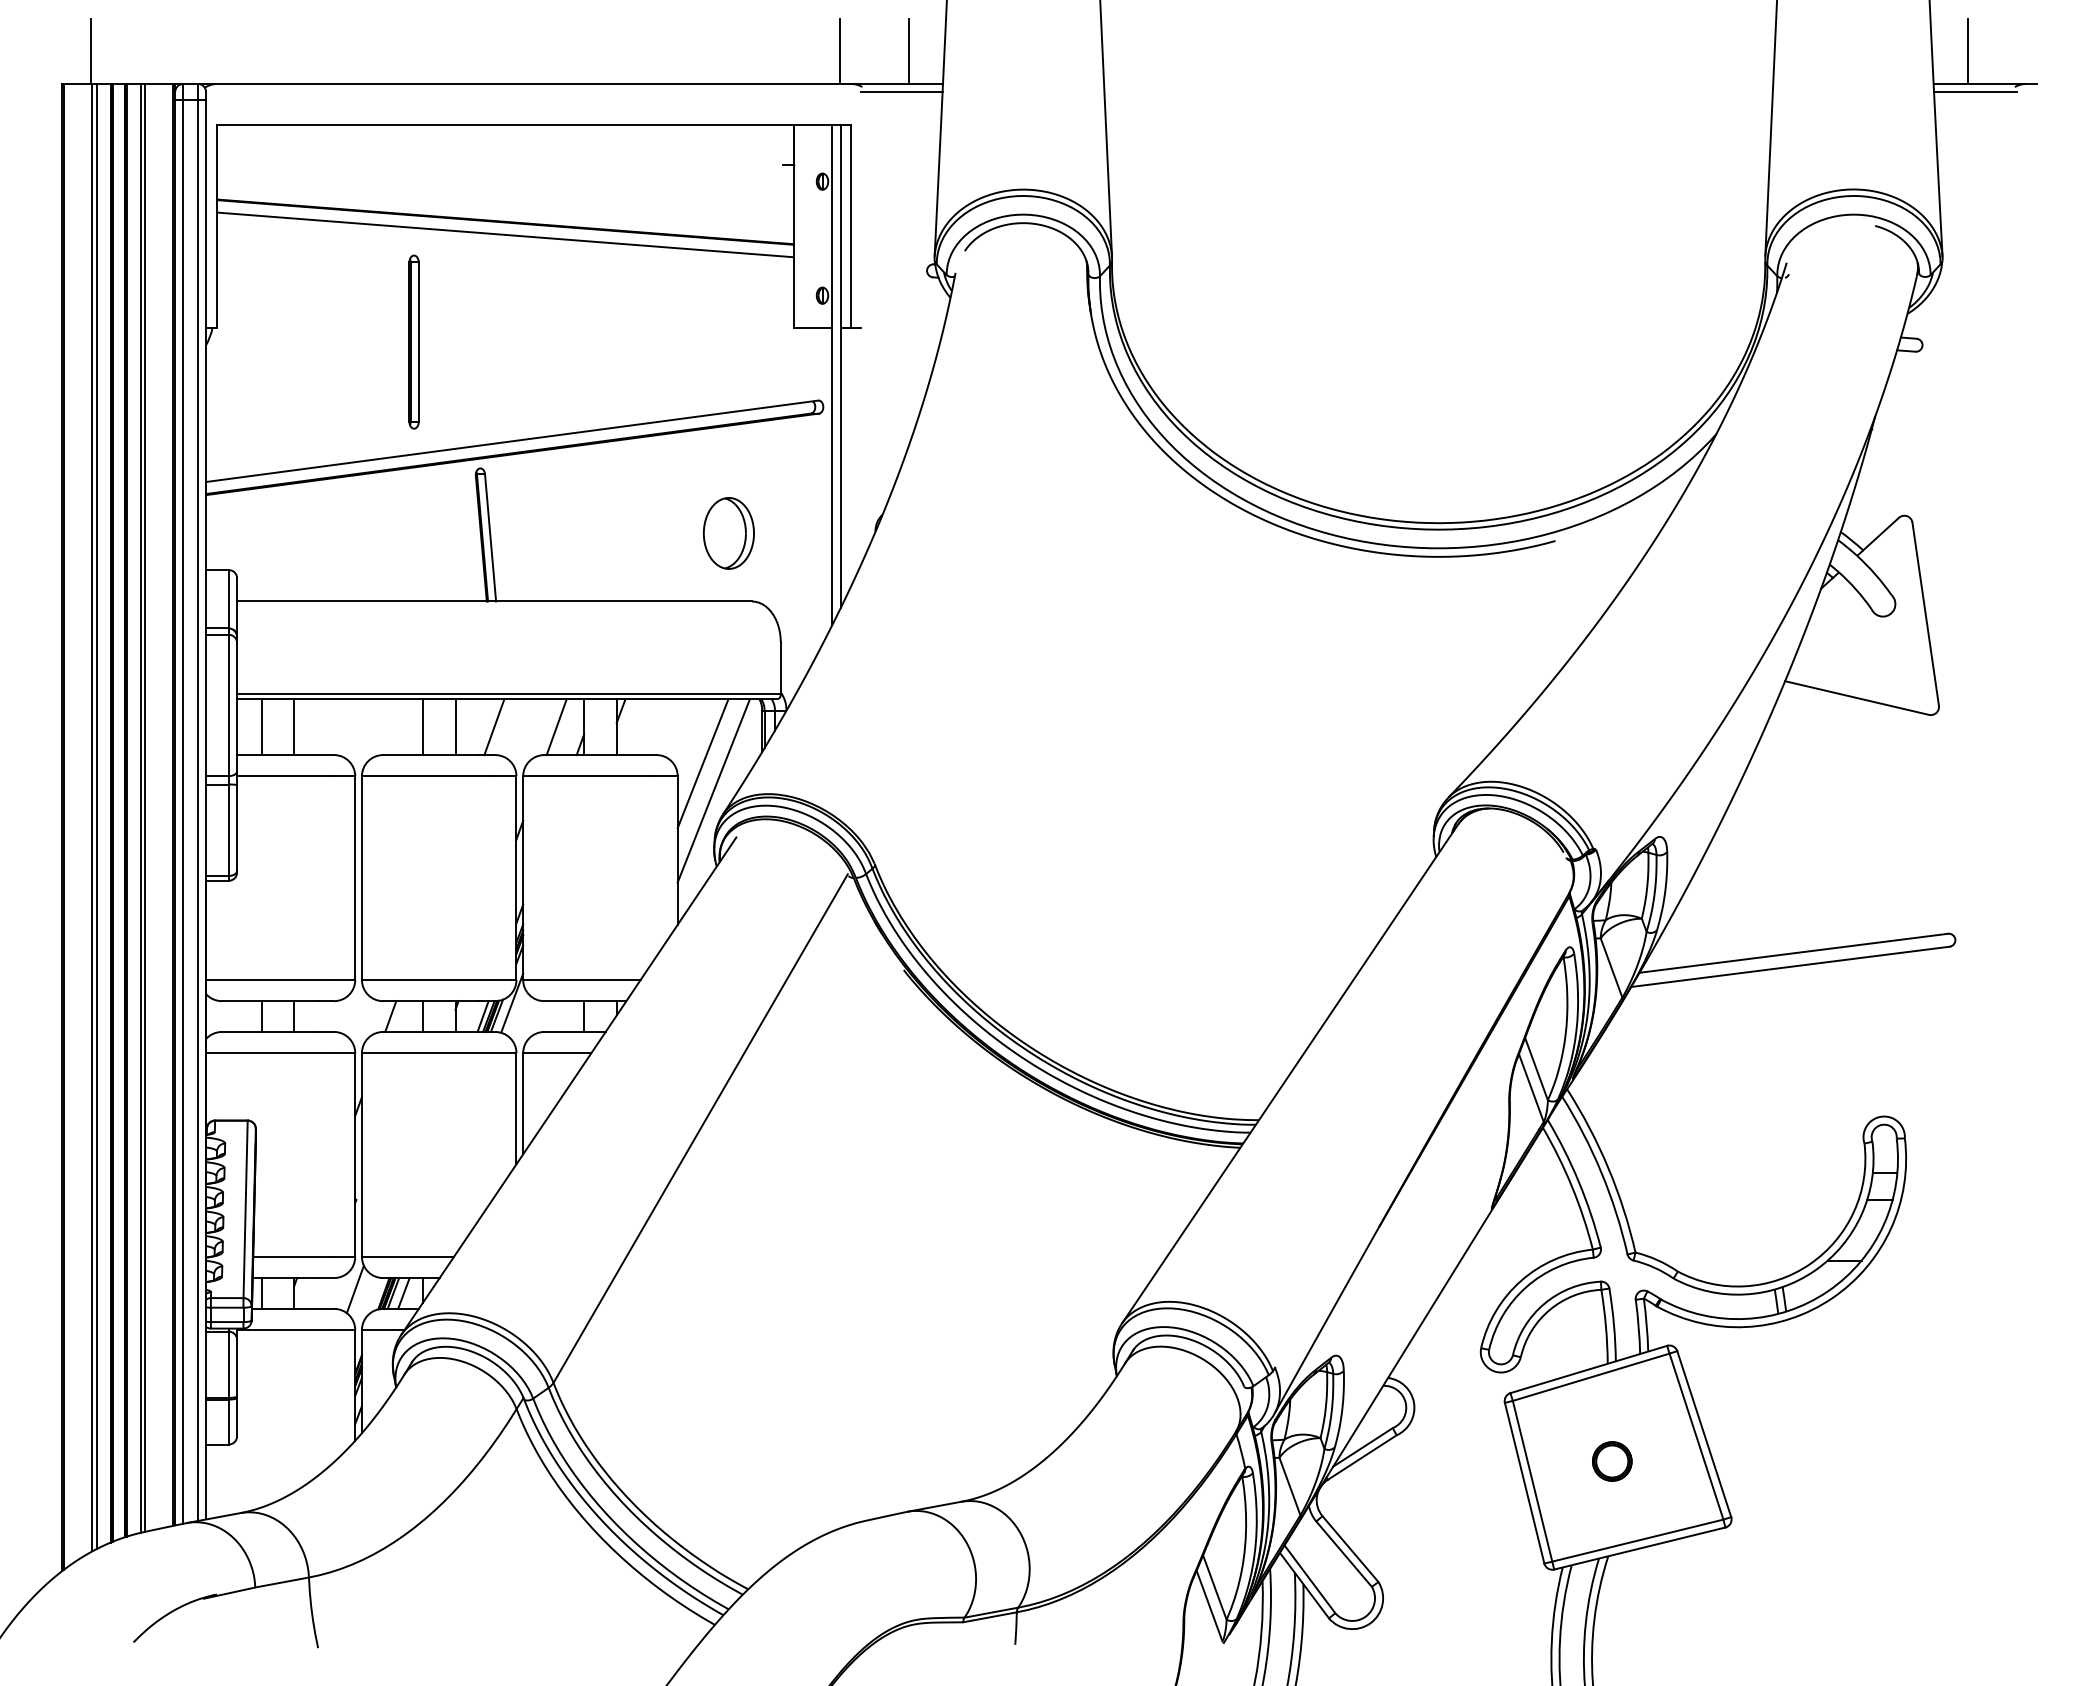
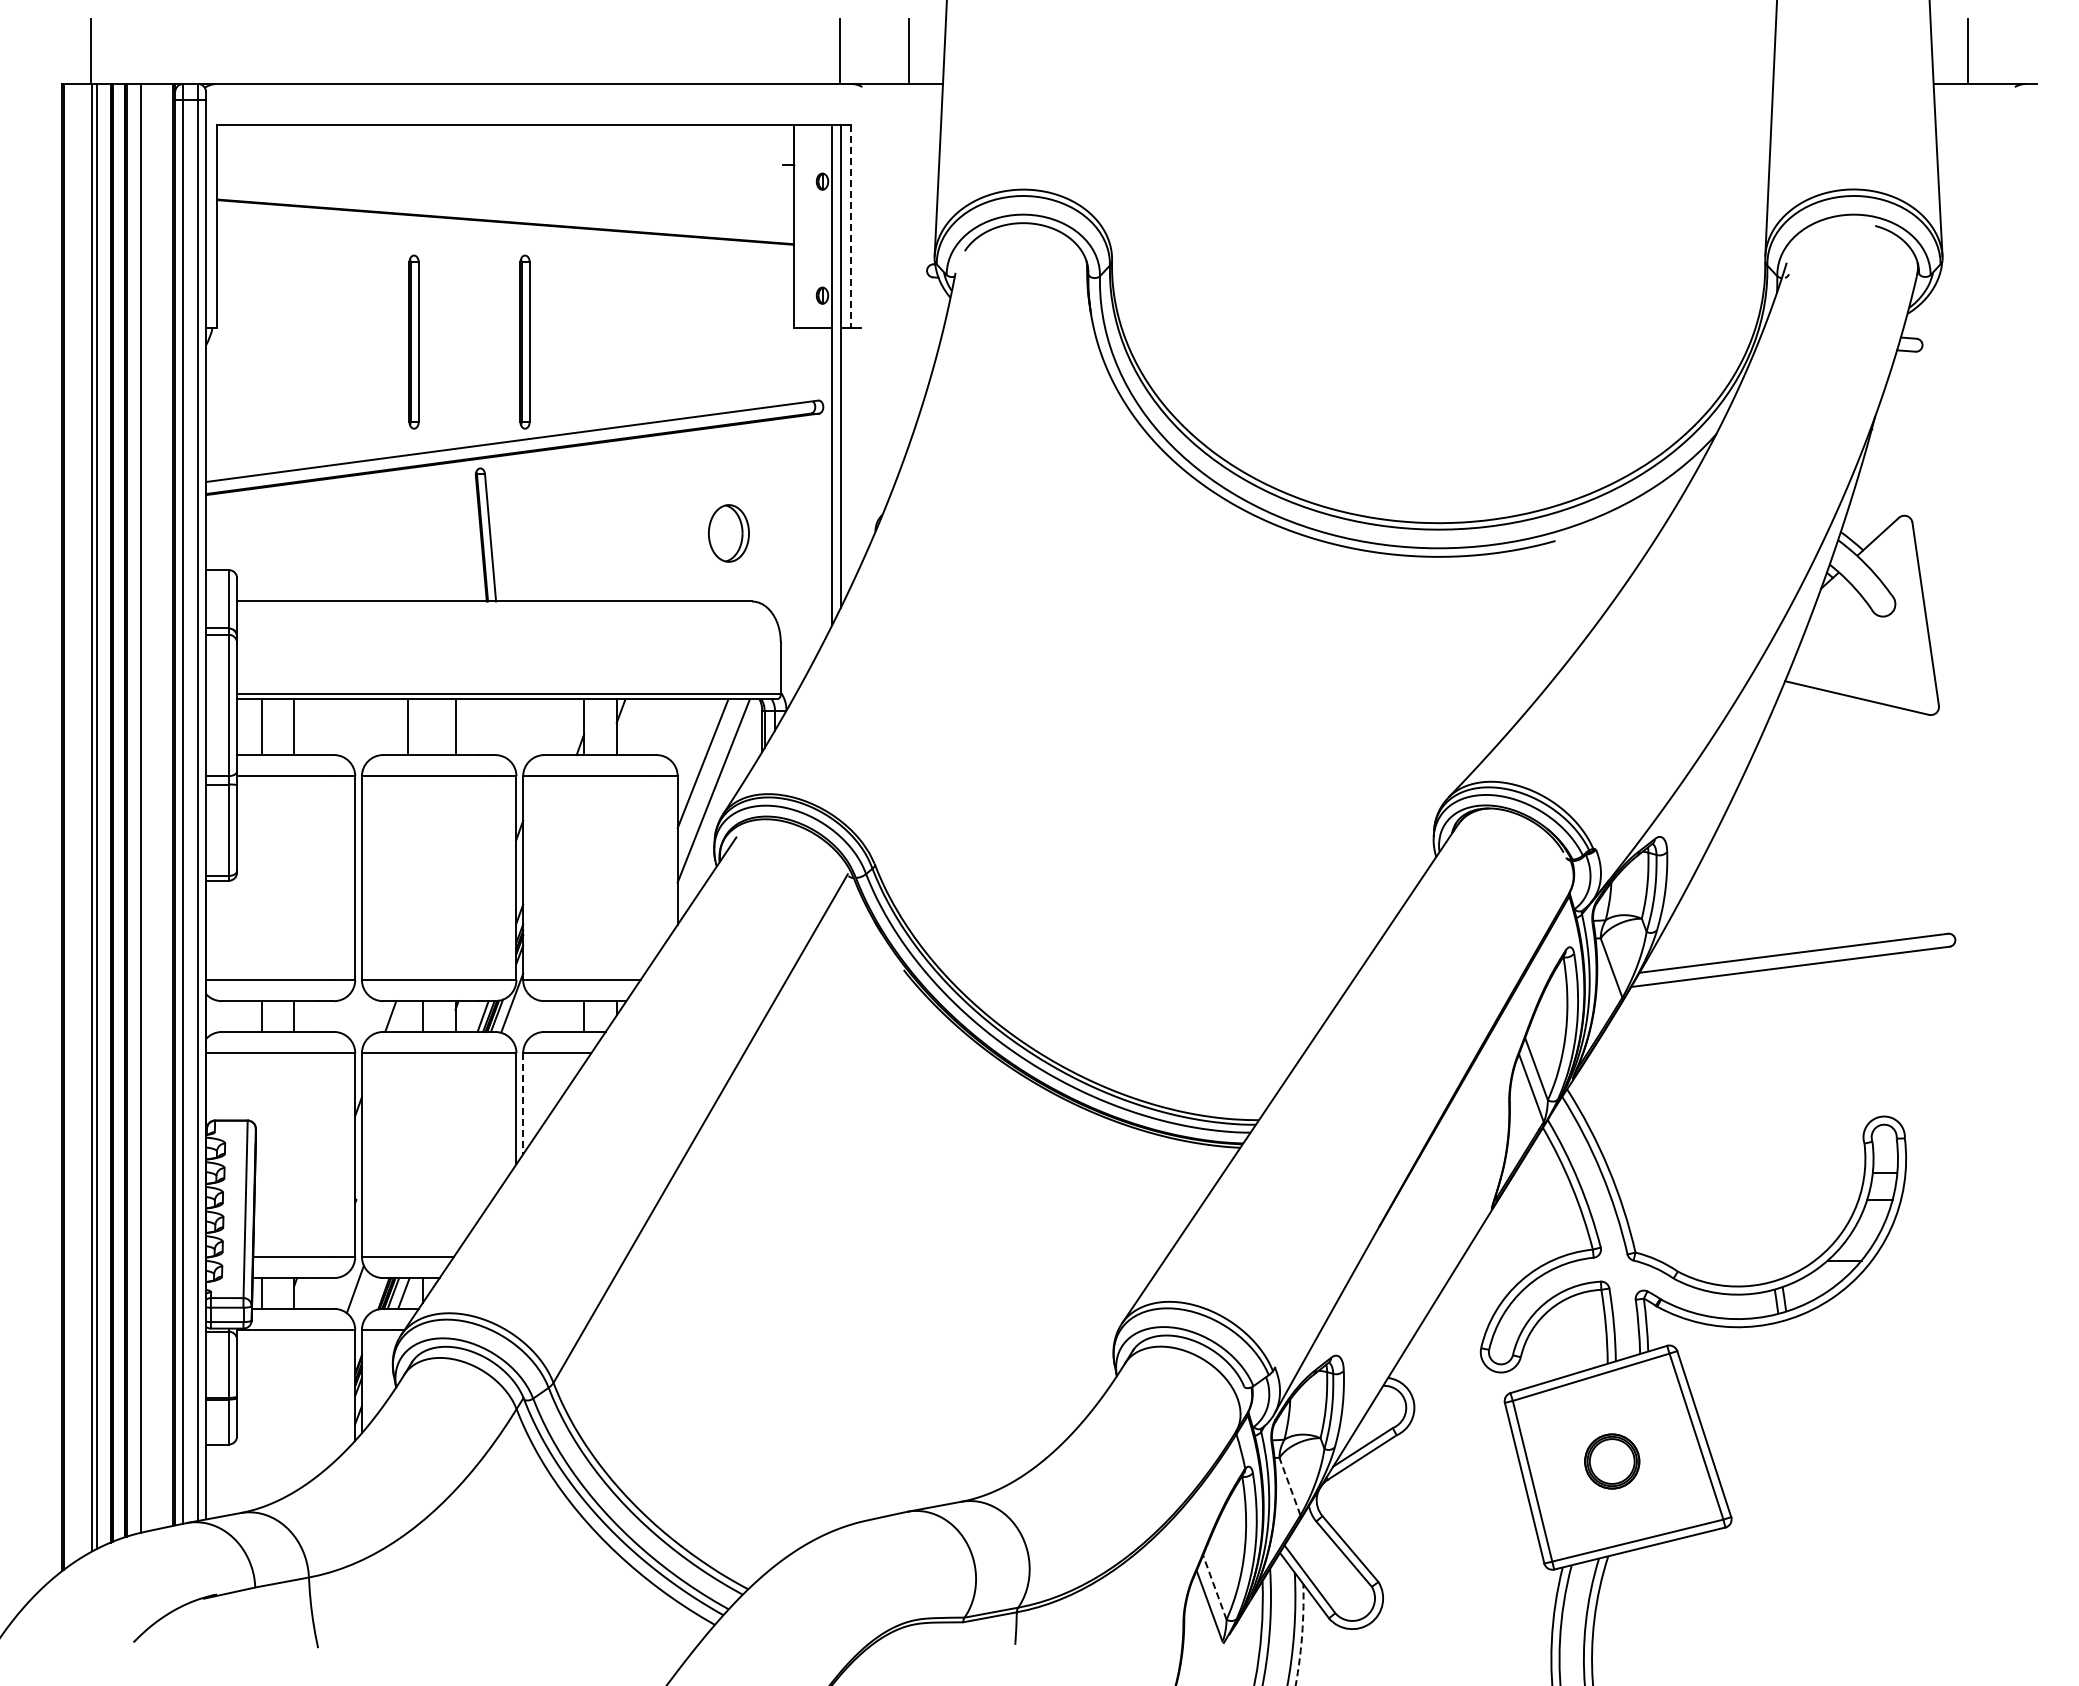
line: present -> none (901, 92)
line: present -> none (1975, 92)
line: present -> none (1106, 129)
line: solid -> dashed (851, 226)
line: present -> none (505, 234)
part: none -> present (524, 341)
part size: 52x73 px -> 42x59 px (728, 533)
line position: (422, 727) -> (407, 727) (407, 727)
line: present -> none (494, 727)
line: present -> none (556, 727)
line: present -> none (145, 807)
line: solid -> dashed (523, 1103)
part size: 41x41 px -> 57x57 px (1612, 1461)
line: solid -> dashed (1289, 1486)
line: solid -> dashed (1214, 1587)
arc: solid -> dashed (1302, 1635)
